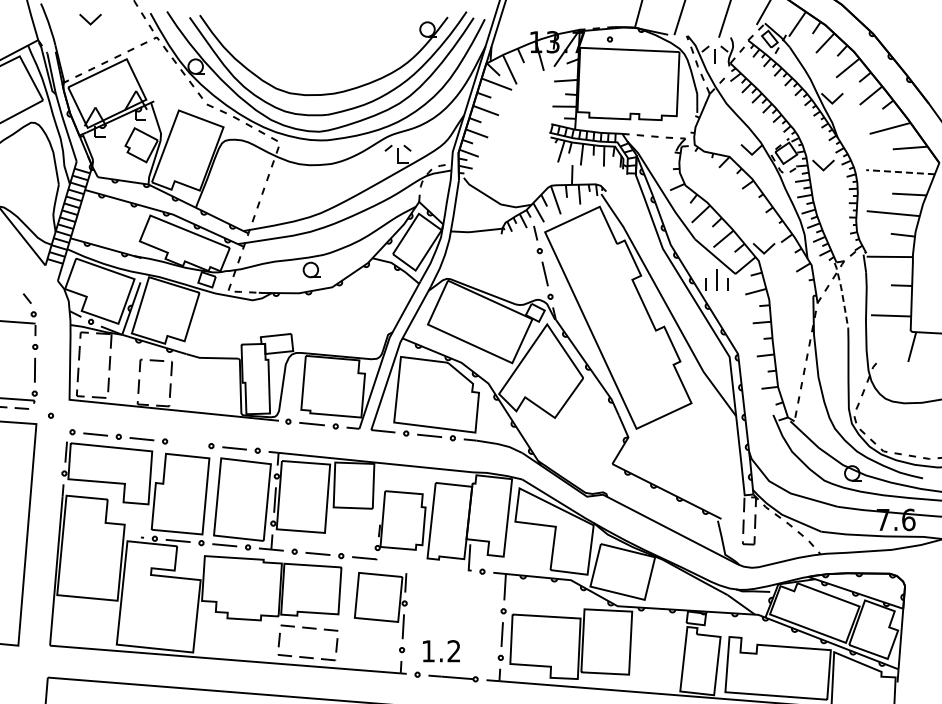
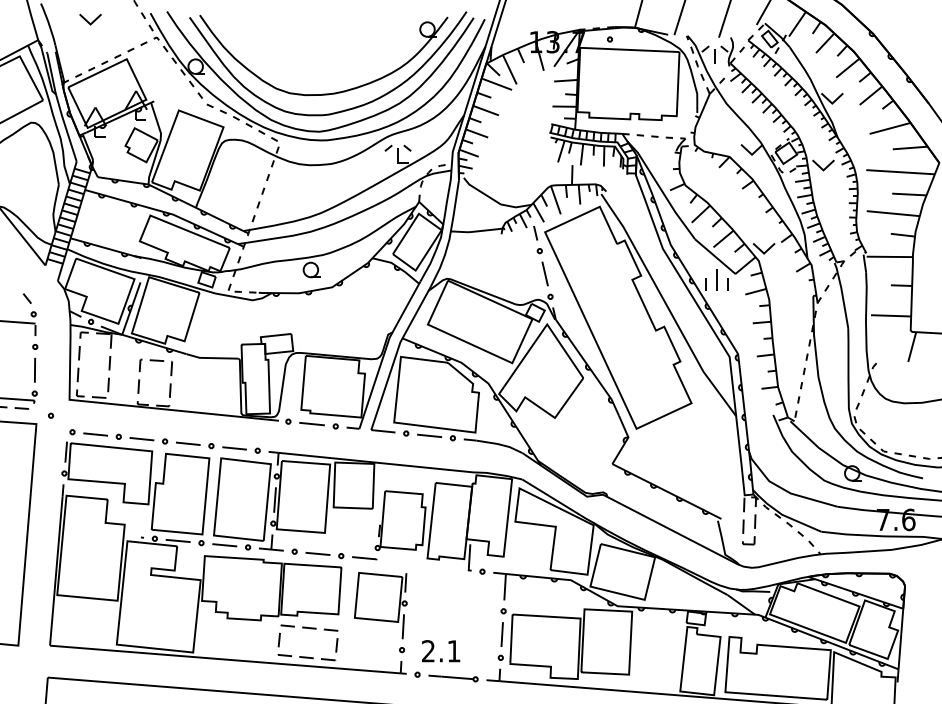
line: dashed -> solid (900, 172)
line: dashed -> solid (842, 293)
line: none -> present (188, 443)
text: 1.2 -> 2.1 (441, 651)
